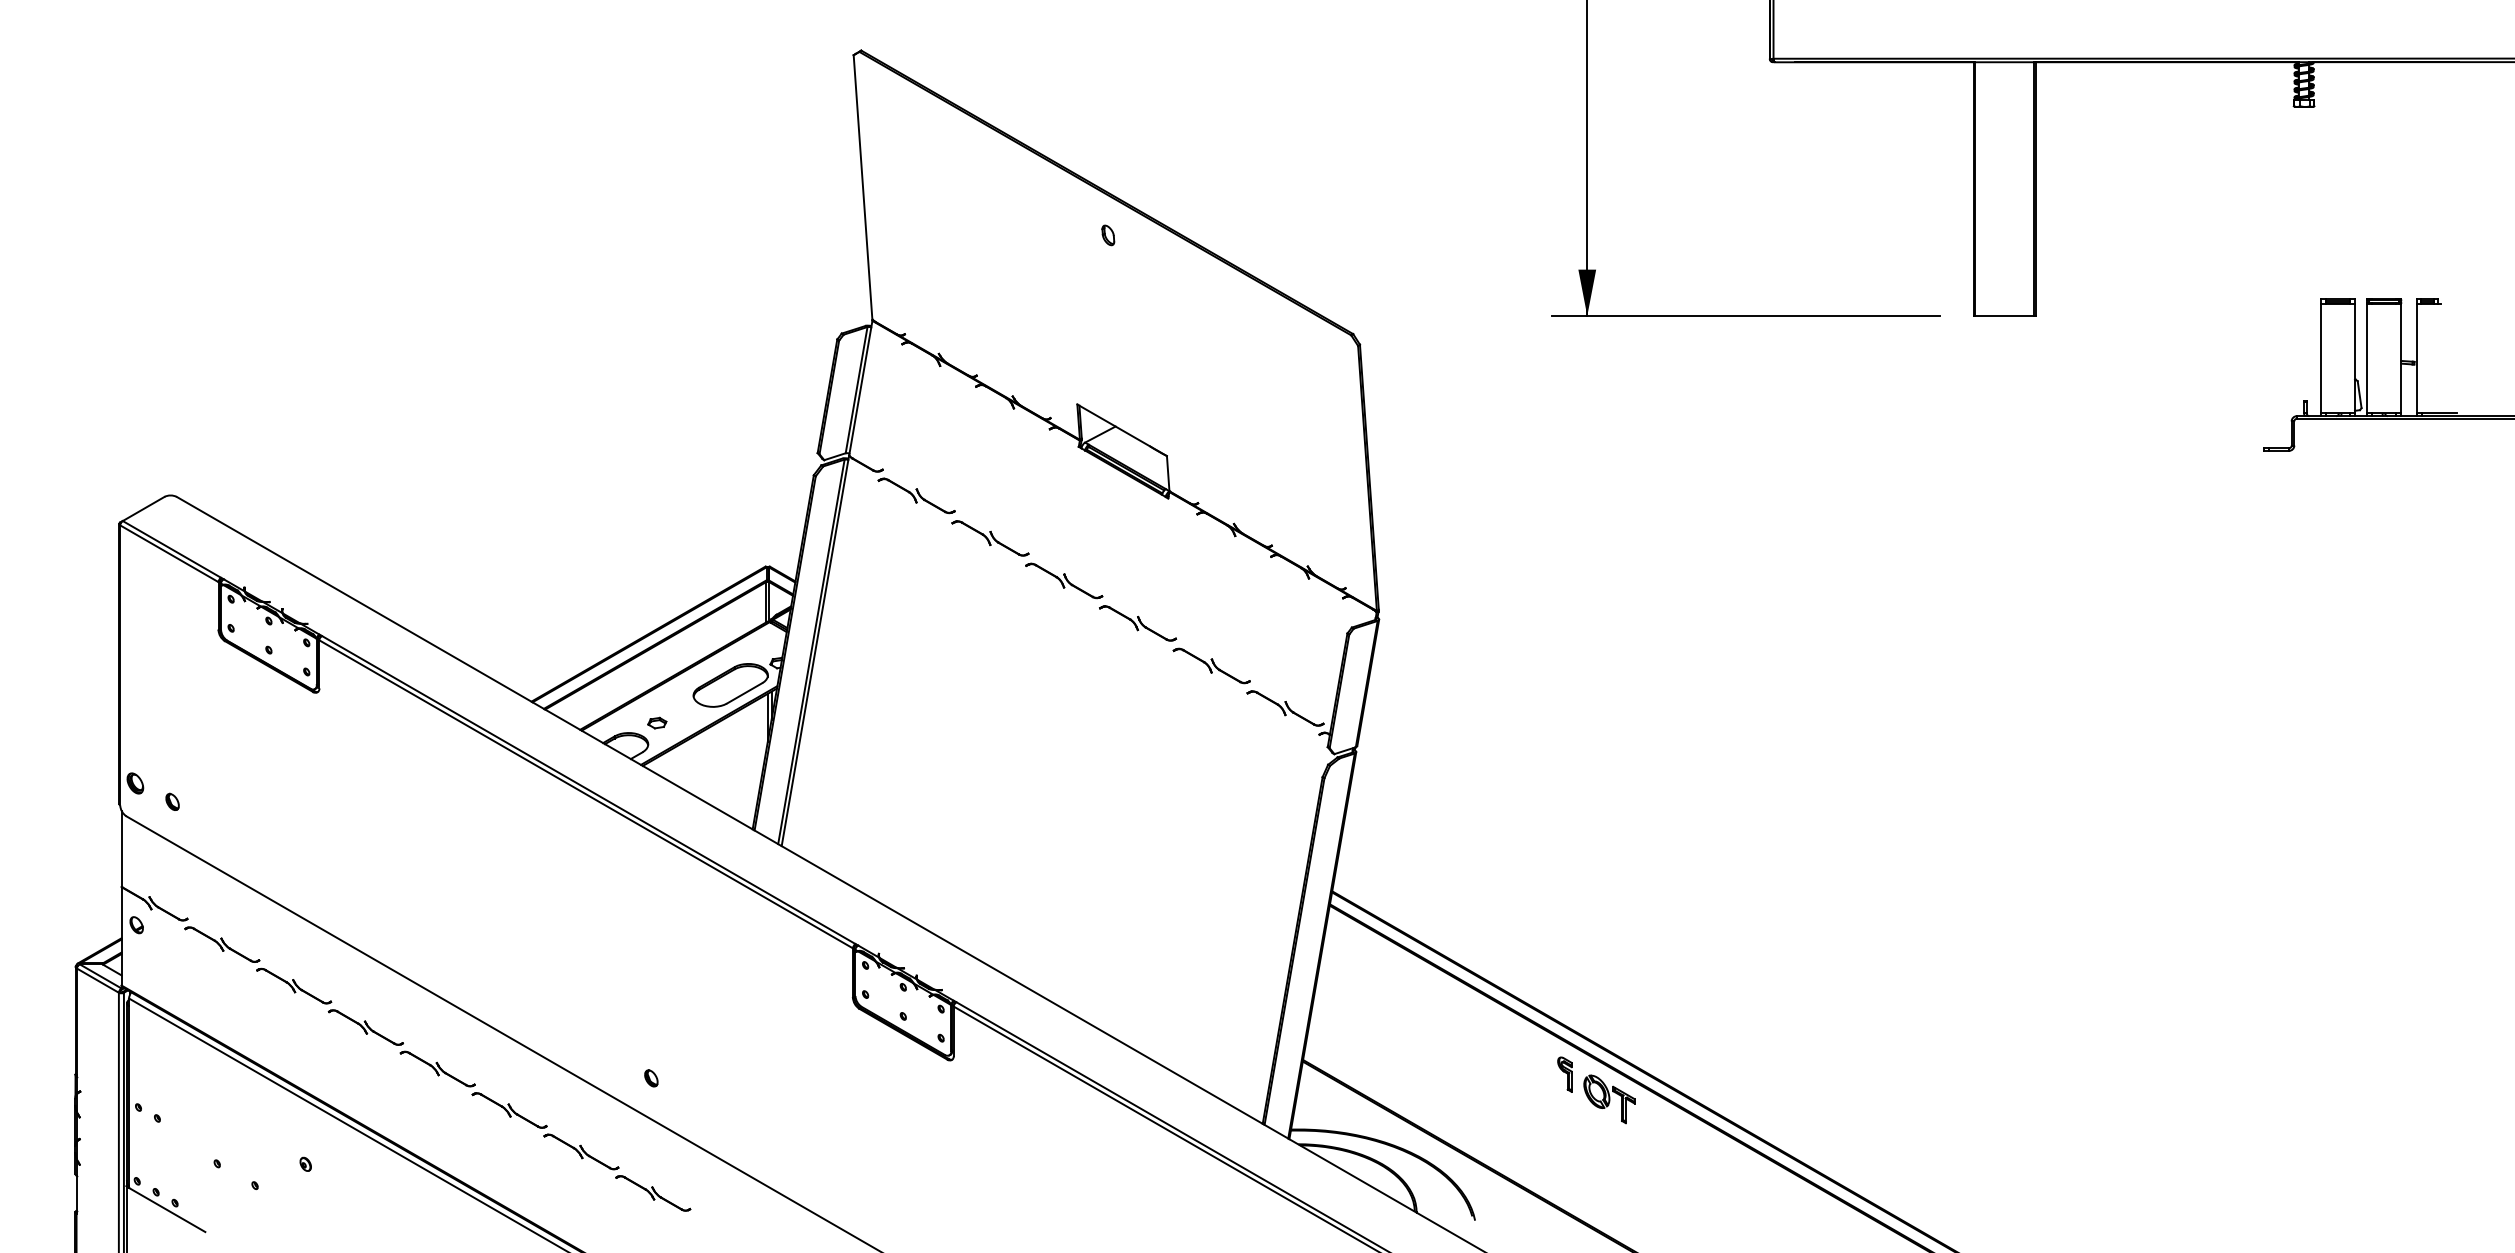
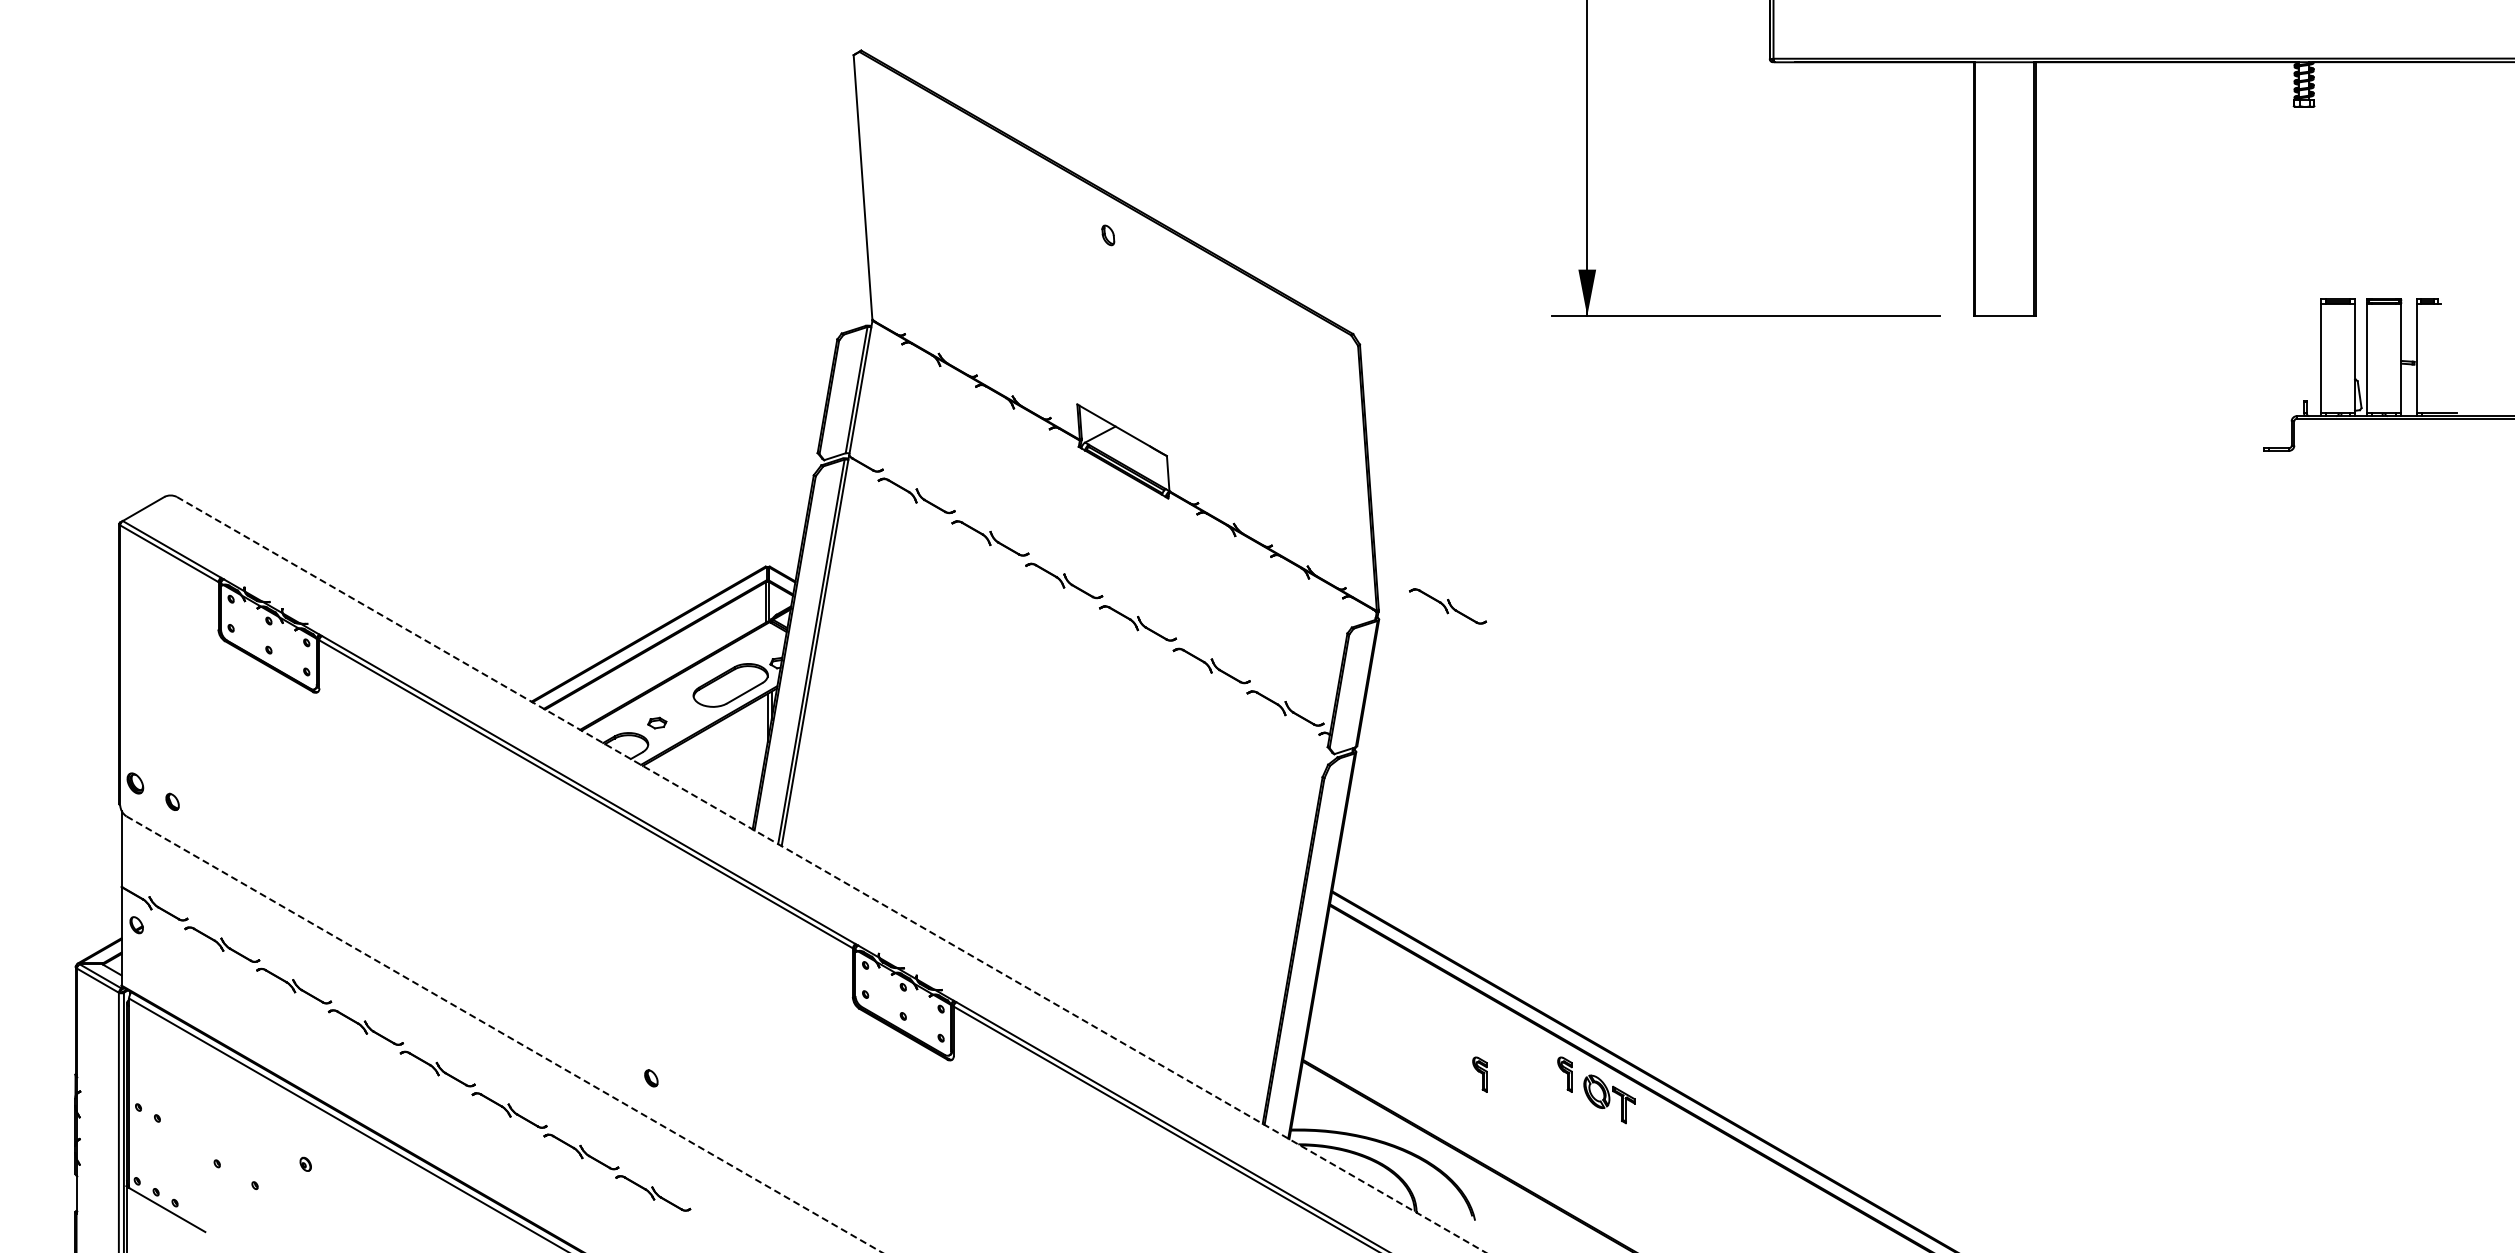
part: none -> present (1448, 606)
line: solid -> dashed (831, 874)
line: solid -> dashed (505, 1034)
part: none -> present (1479, 1074)
